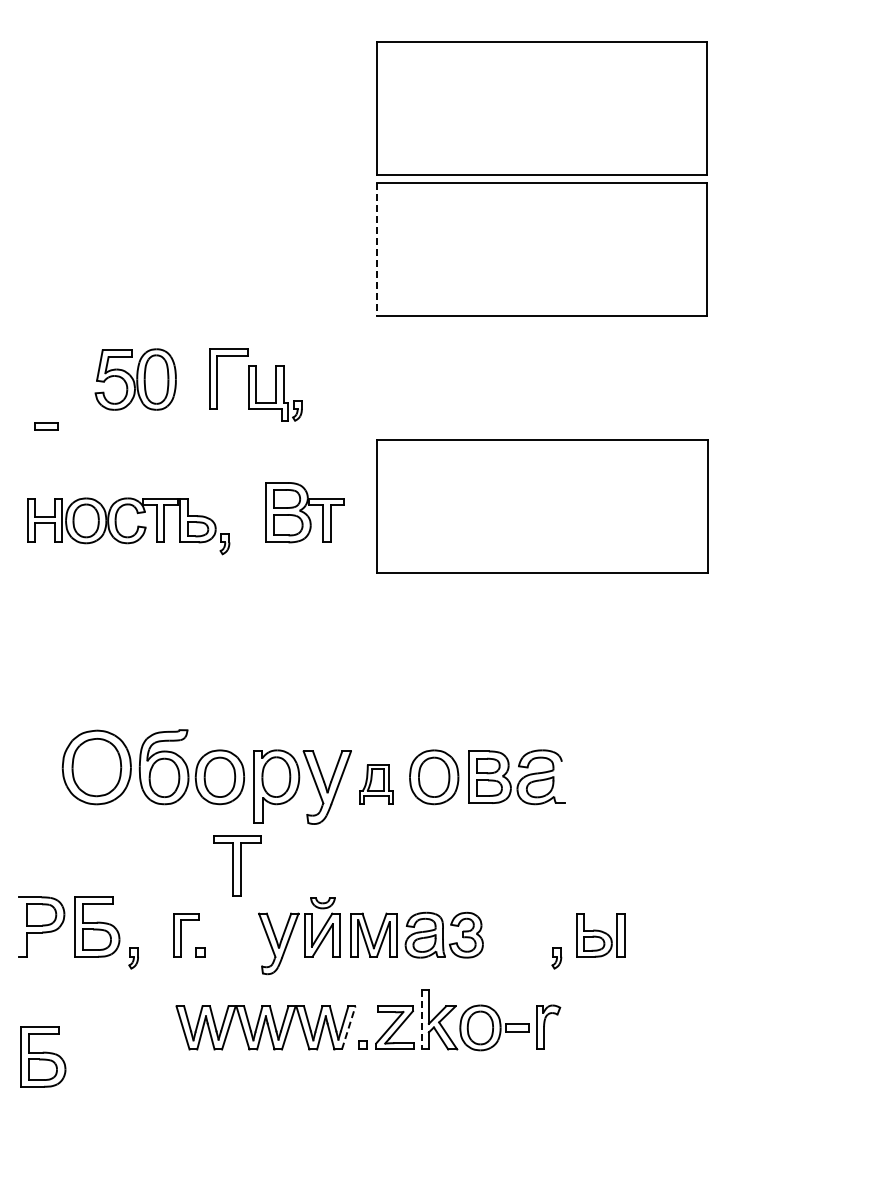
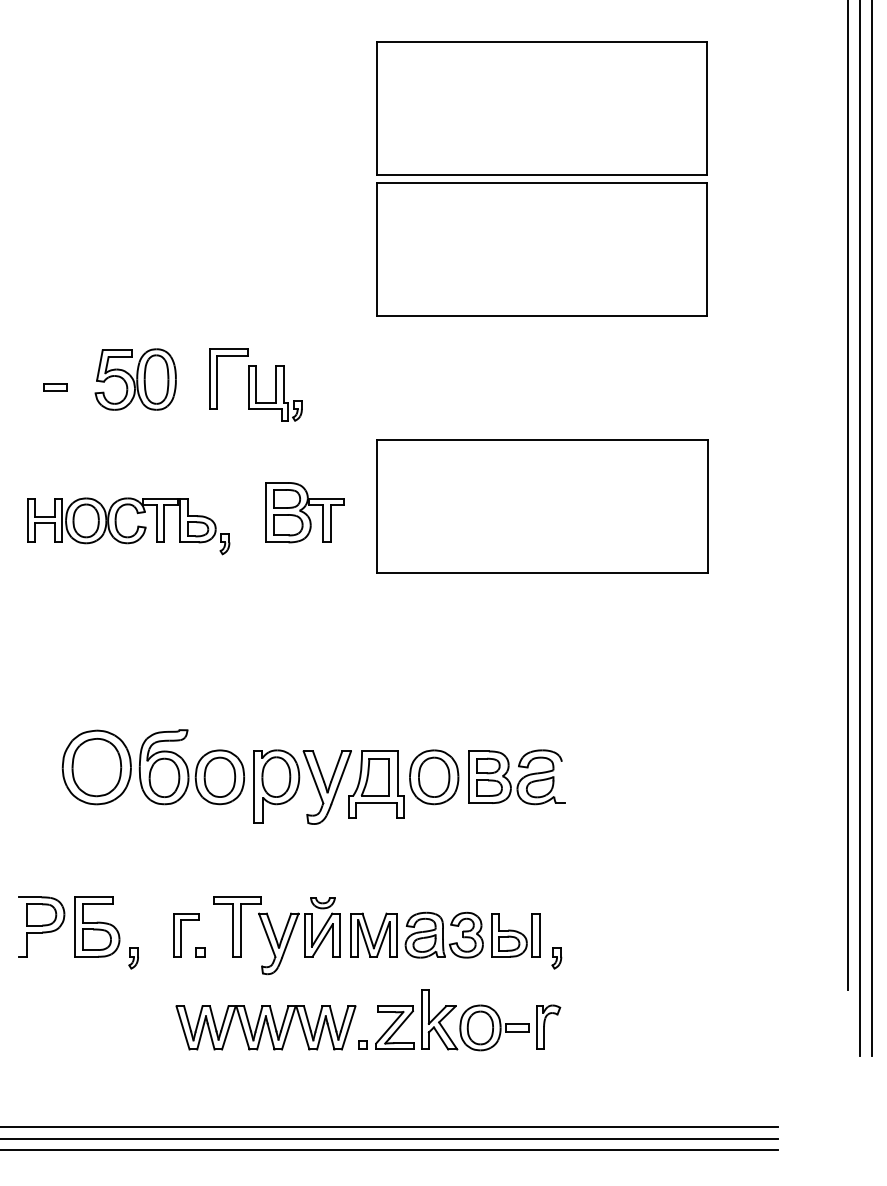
line: dashed -> solid (376, 250)
part position: (46, 426) -> (55, 387) (55, 387)
line: none -> present (848, 496)
line: none -> present (860, 529)
line: none -> present (871, 529)
part size: 35x41 px -> 57x69 px (376, 784)
part position: (237, 865) -> (237, 926) (237, 926)
part position: (600, 935) -> (515, 935) (515, 935)
line: dashed -> solid (421, 1019)
line: dashed -> solid (348, 1027)
part: present -> none (43, 1056)
line: none -> present (389, 1126)
line: none -> present (389, 1138)
line: none -> present (389, 1150)
